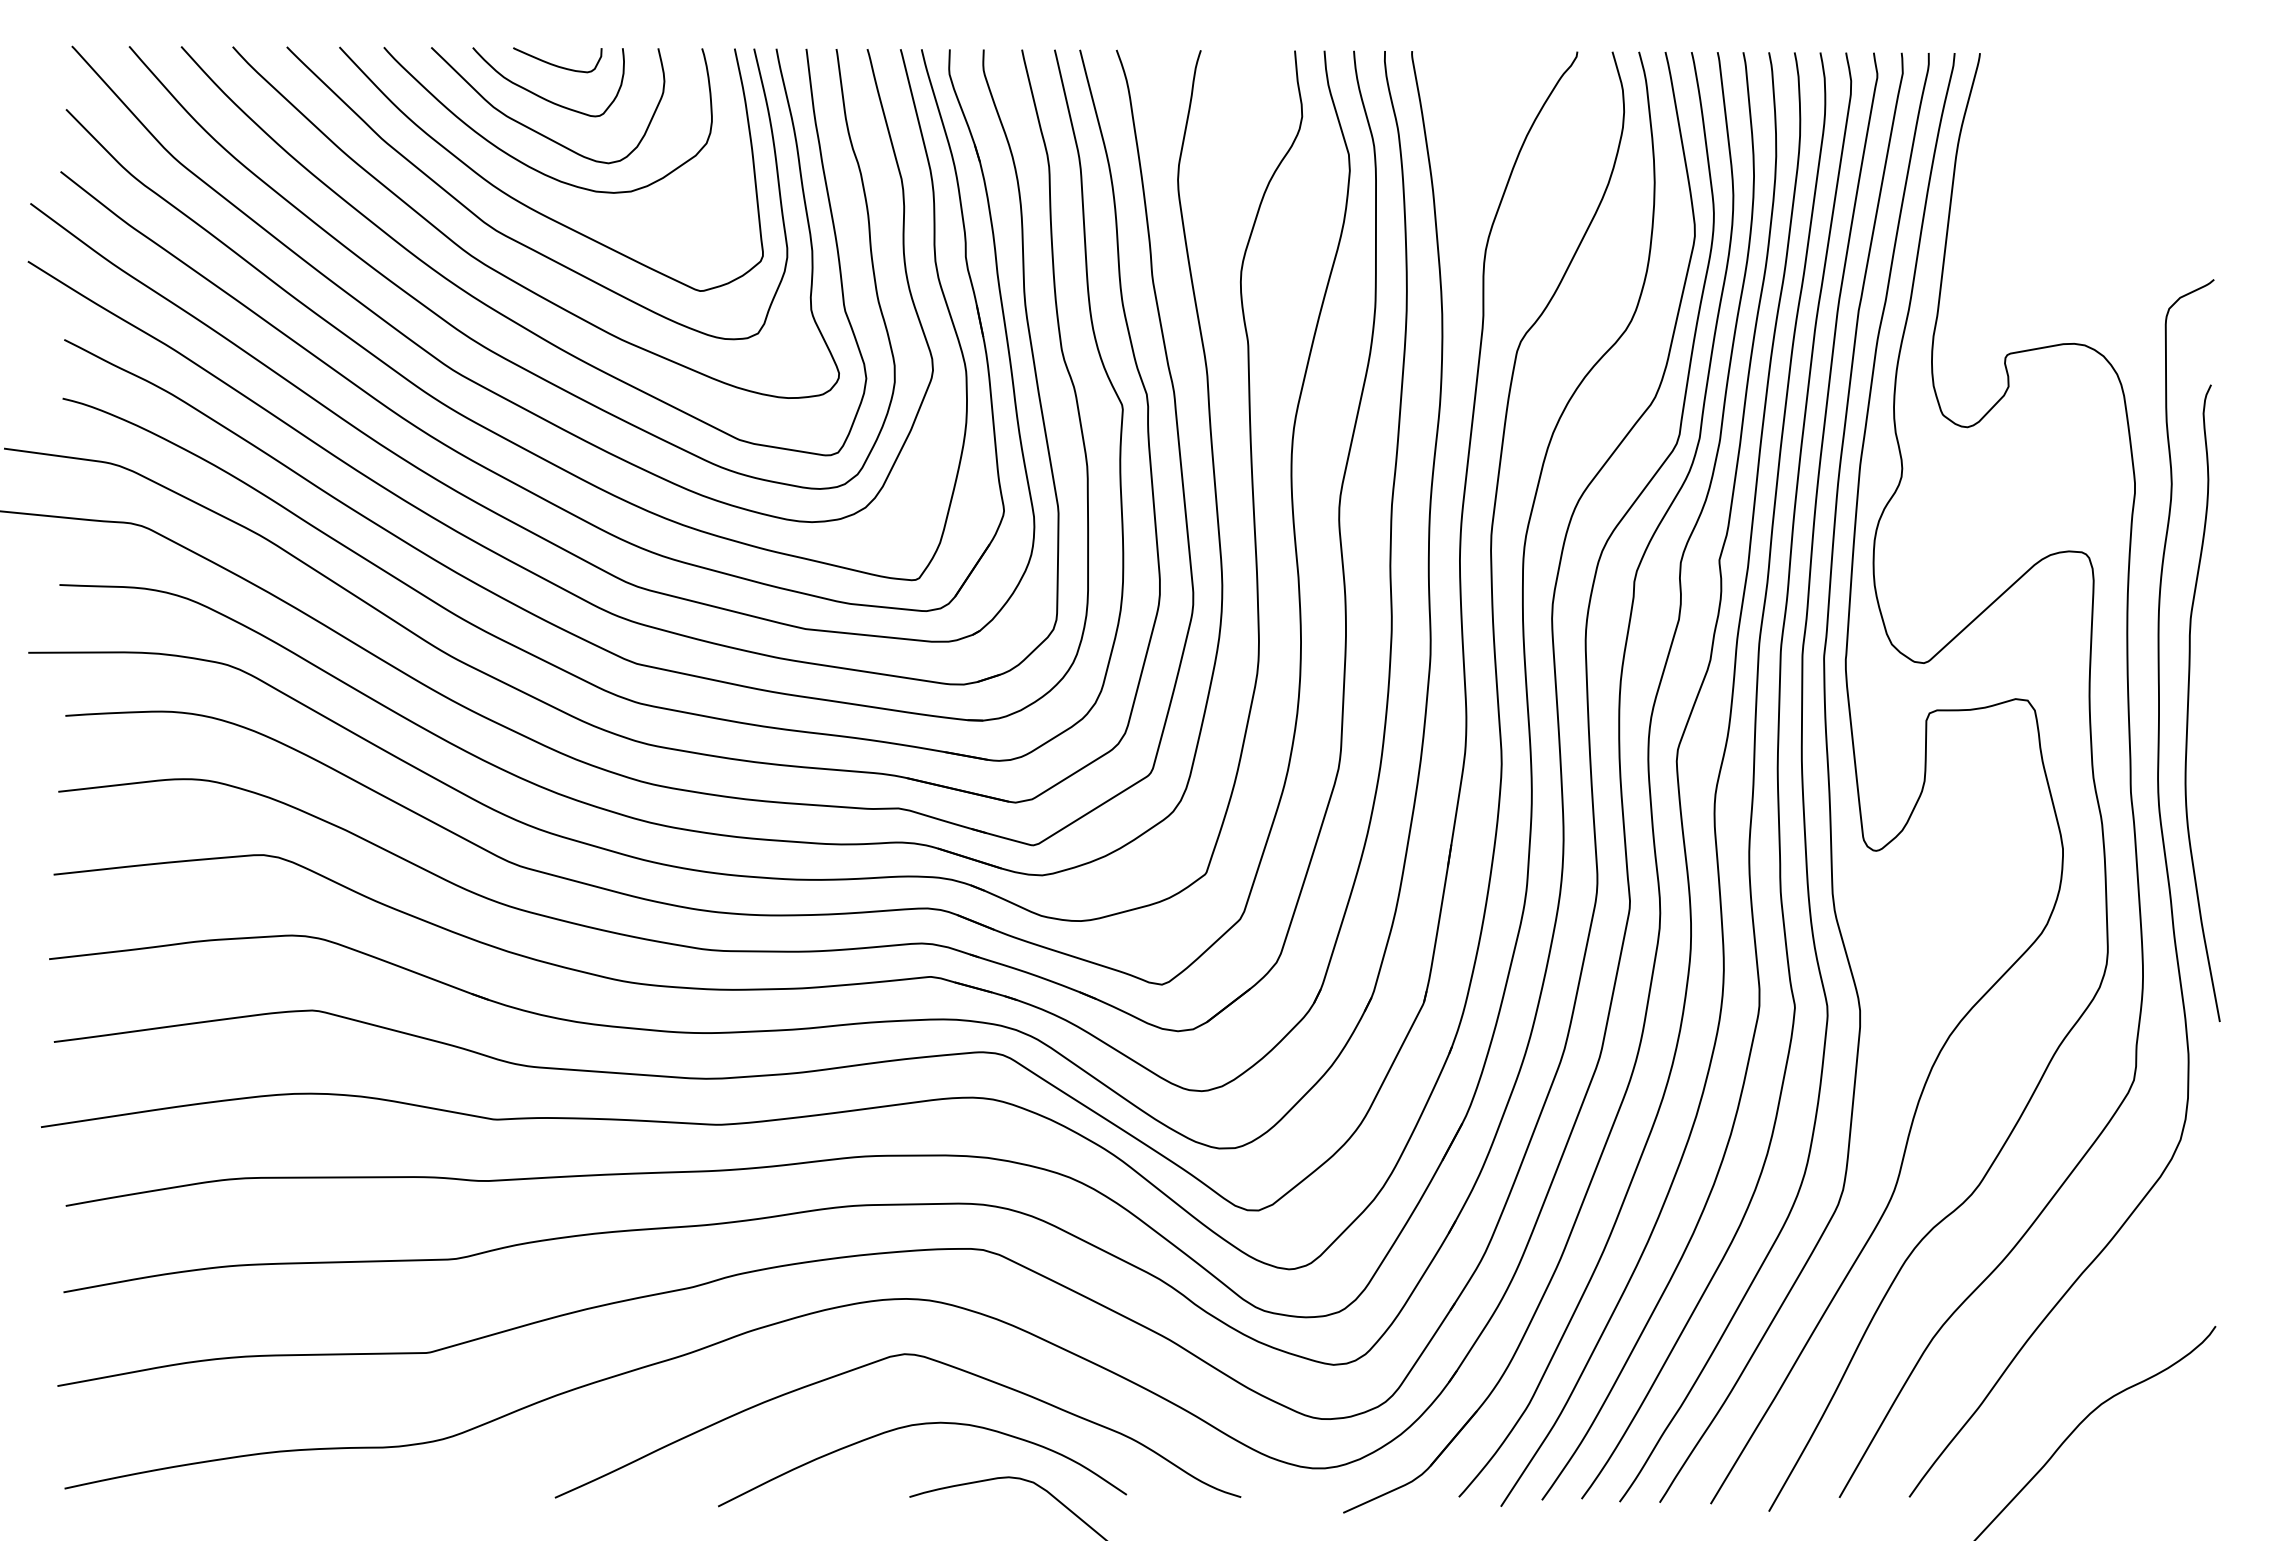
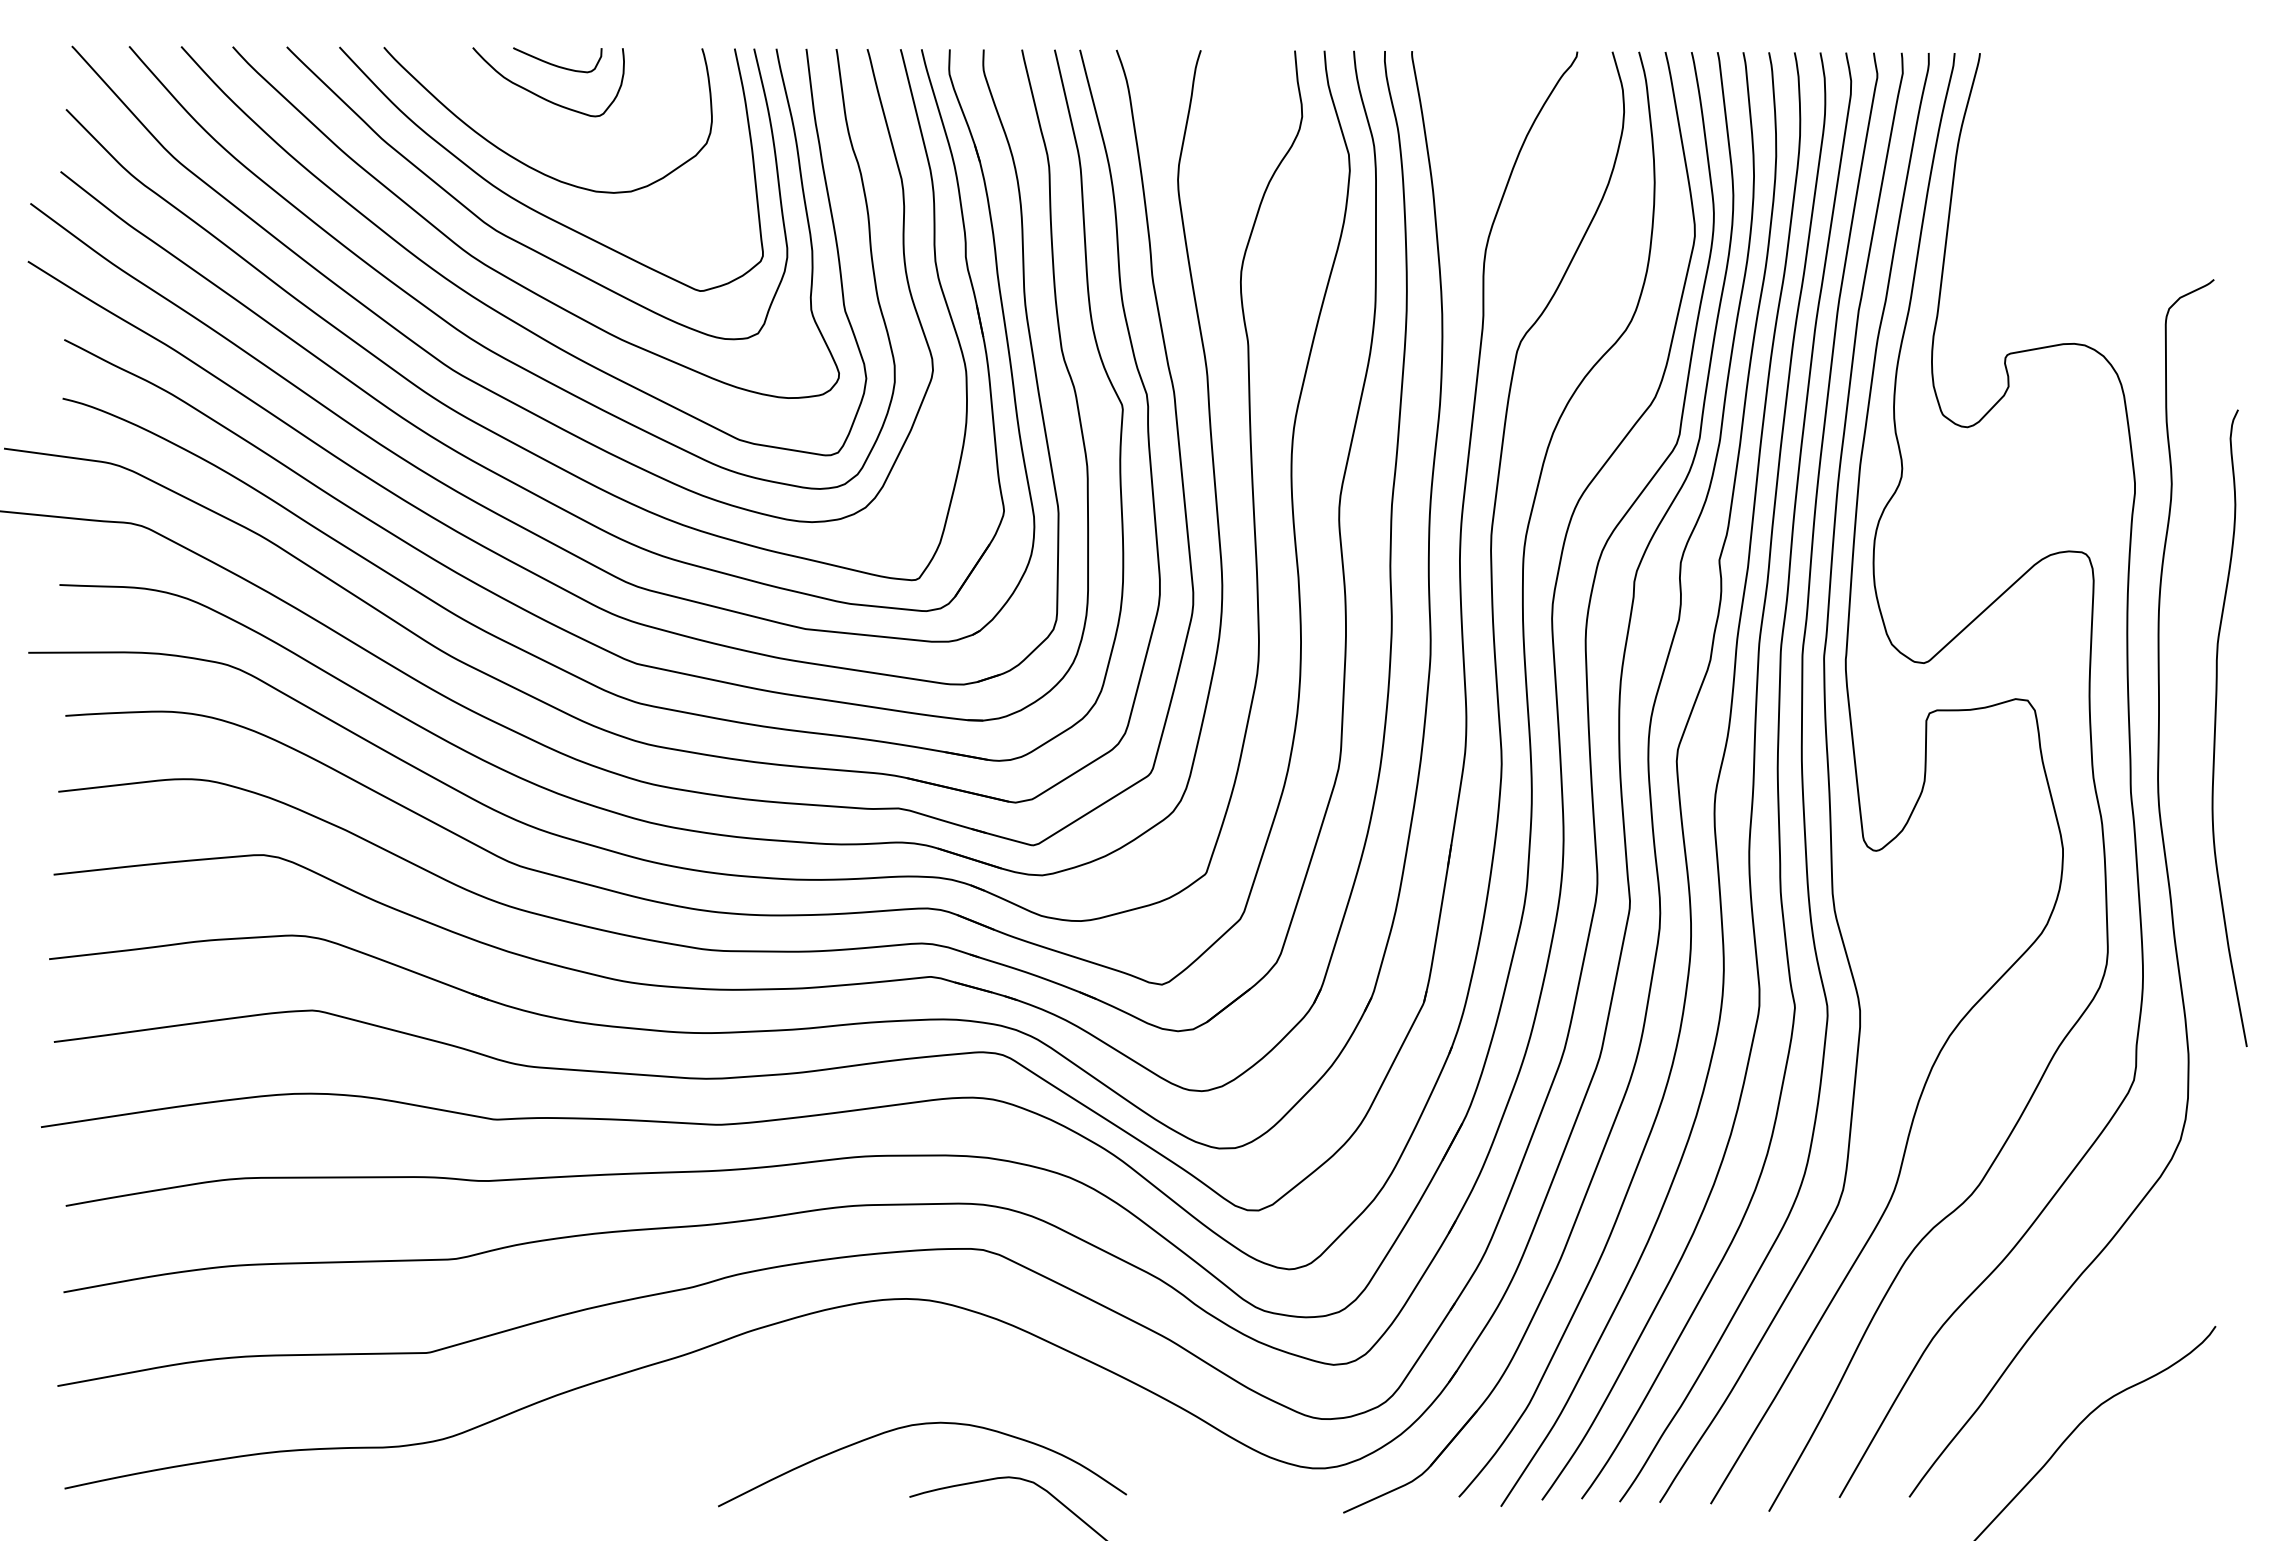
curve: present -> none (532, 128)
curve position: (2189, 700) -> (2216, 725) (2216, 725)
curve: present -> none (877, 1362)
